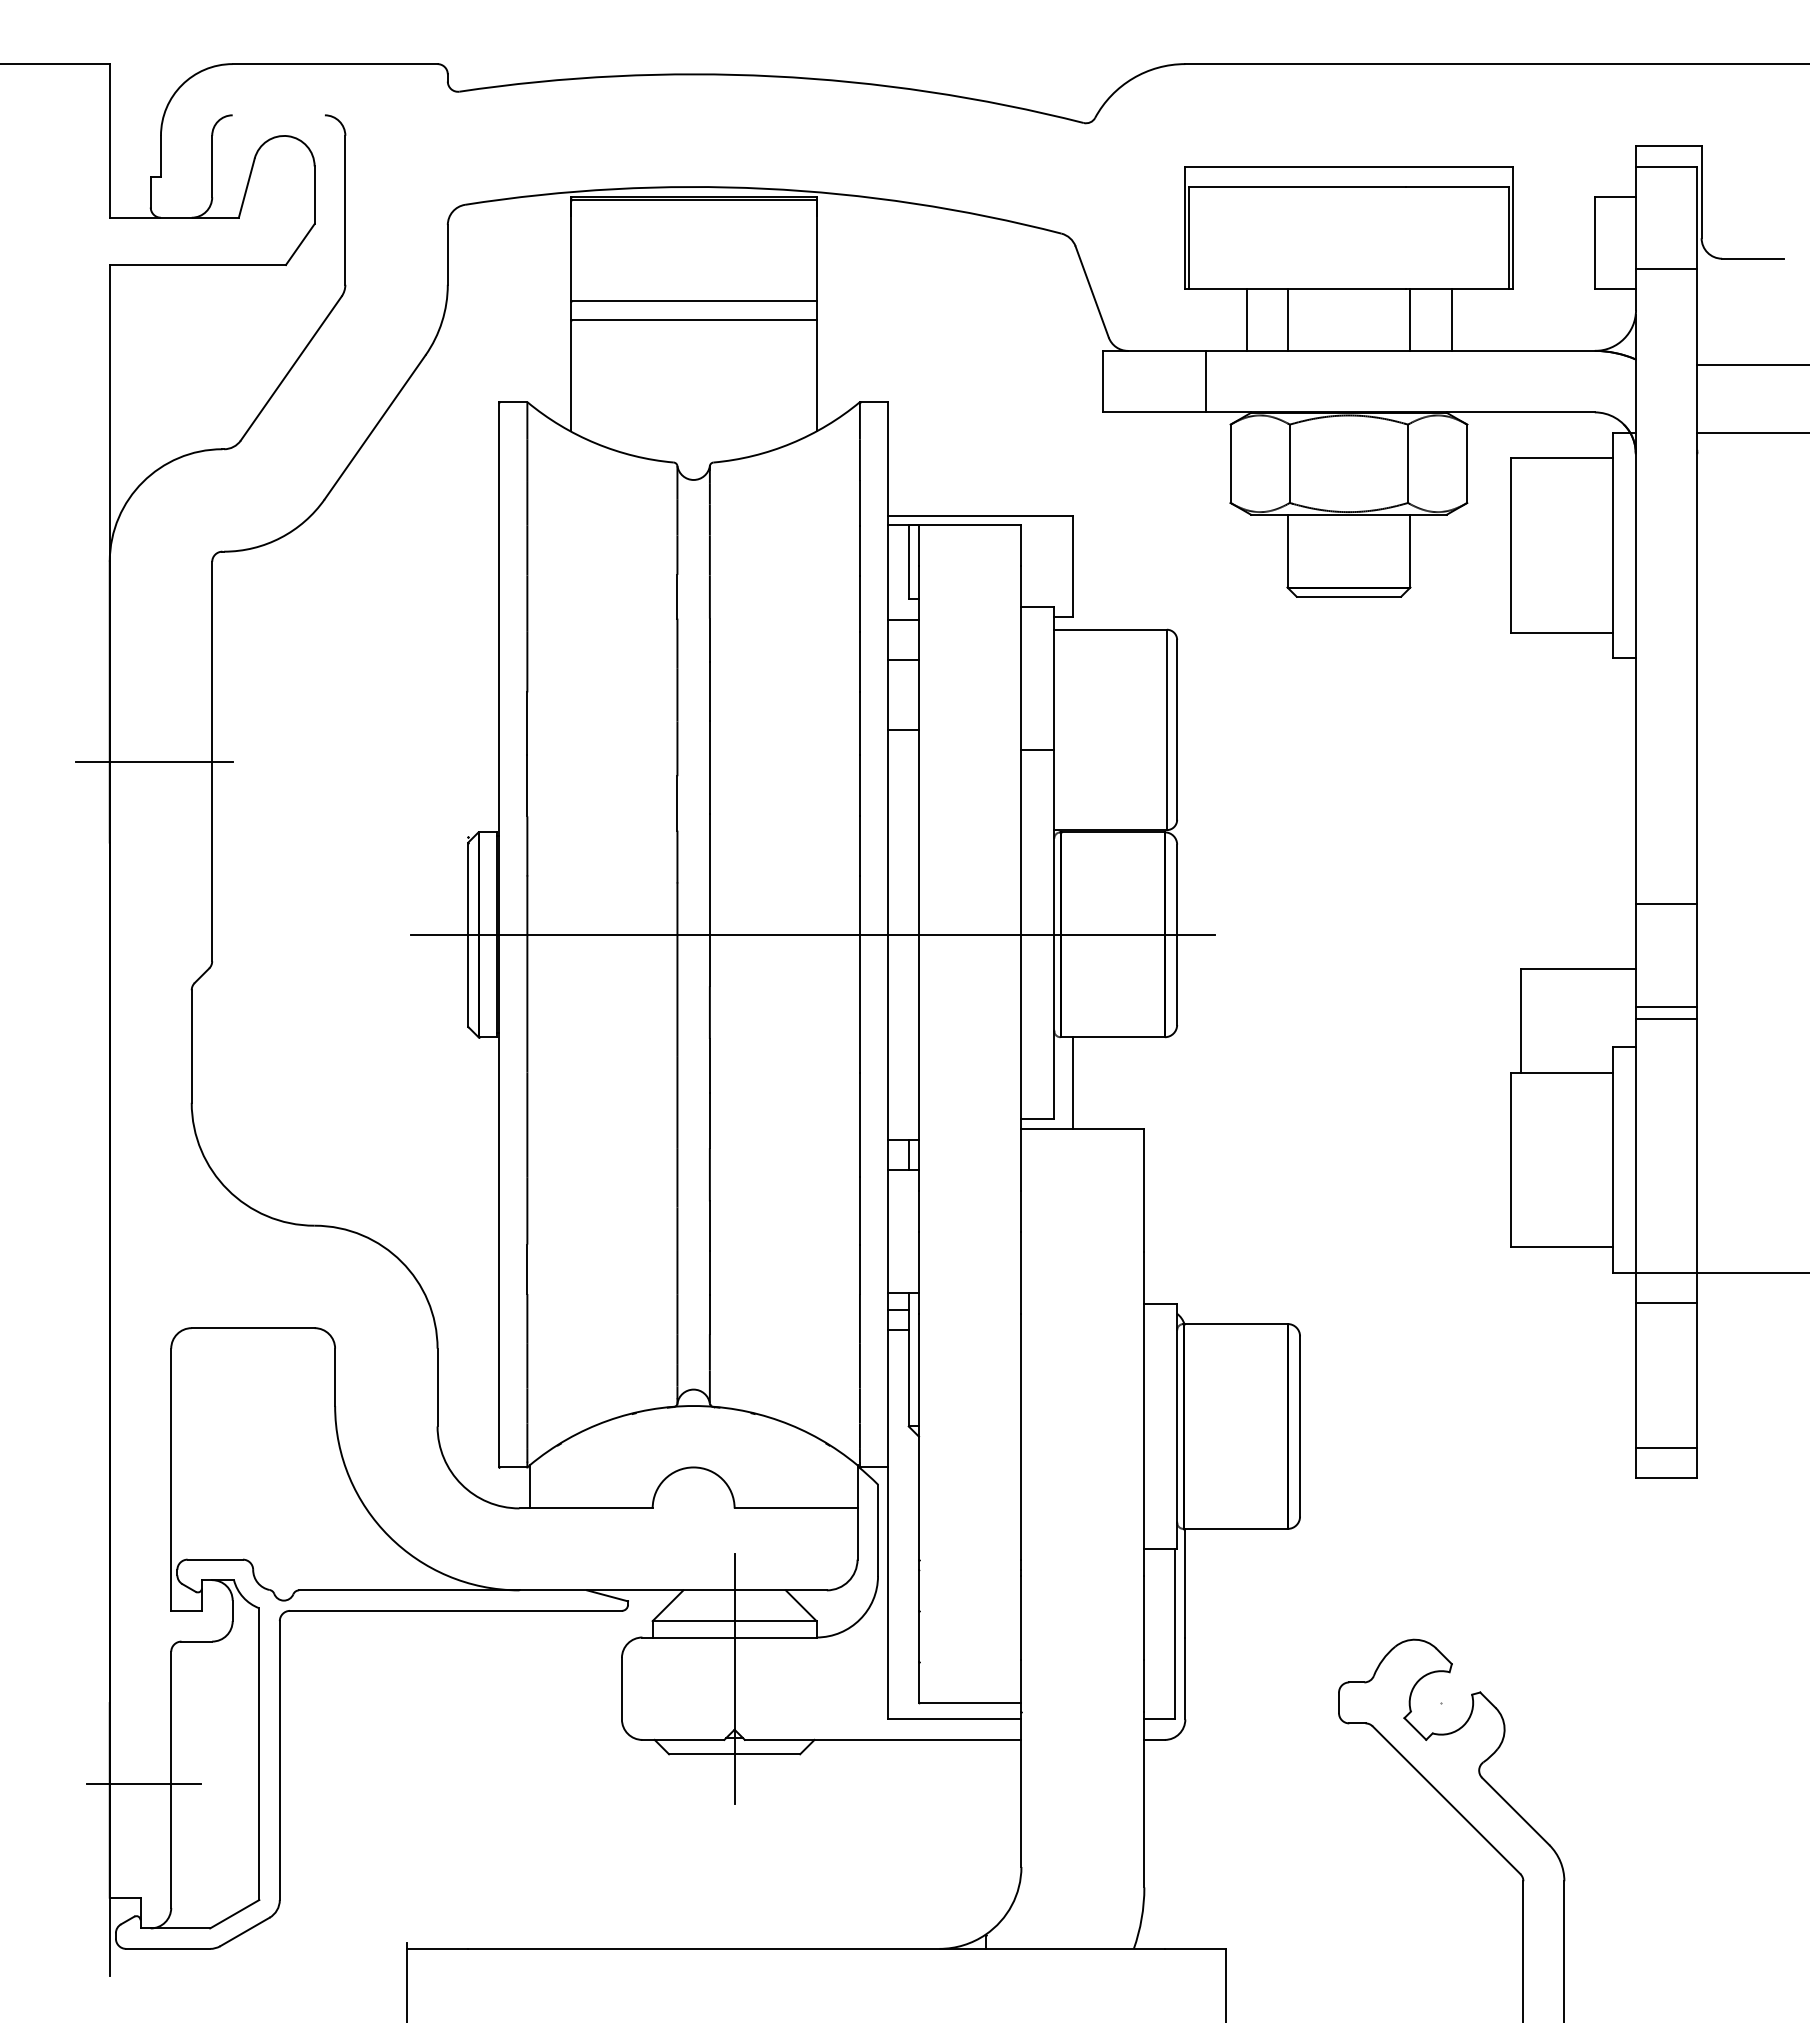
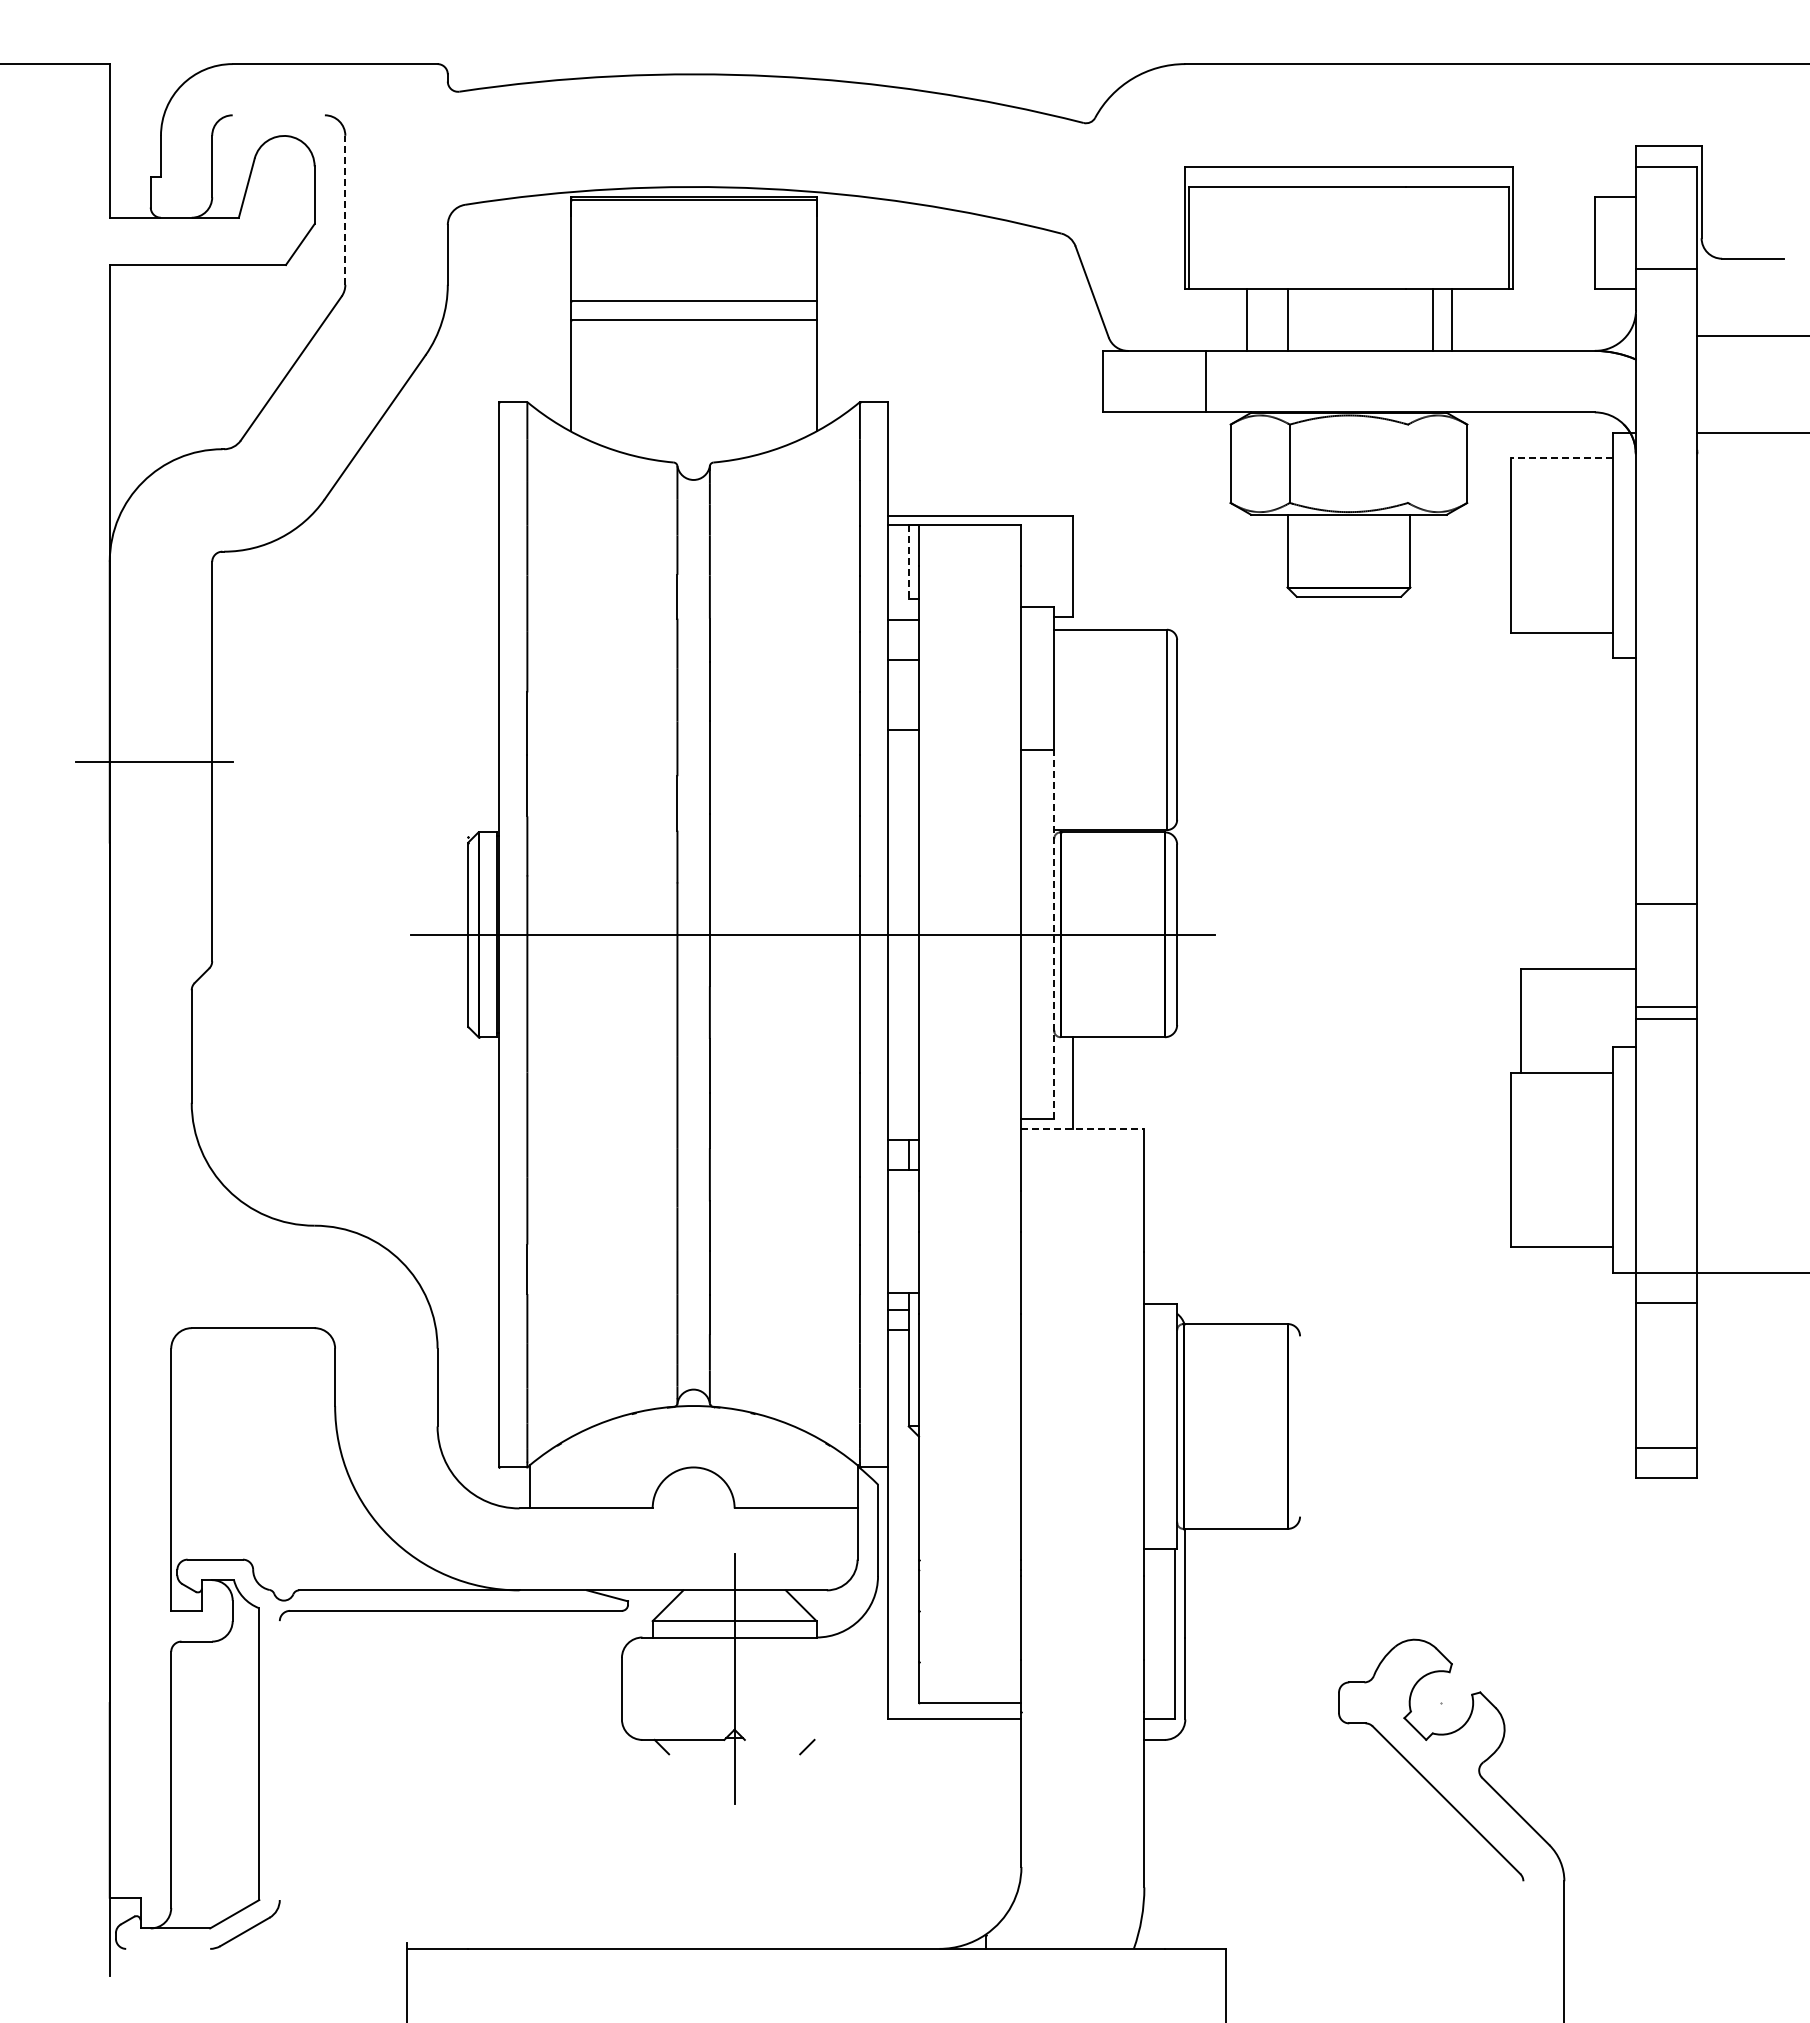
line: solid -> dashed (345, 209)
line position: (1410, 319) -> (1433, 319) (1433, 319)
line position: (1751, 365) -> (1751, 336) (1751, 336)
line: solid -> dashed (1561, 458)
line: present -> none (1408, 463)
line: solid -> dashed (908, 562)
line: solid -> dashed (1054, 934)
line: solid -> dashed (1083, 1129)
line: present -> none (1300, 1426)
line: present -> none (882, 1739)
line: present -> none (734, 1754)
line: present -> none (279, 1760)
line: present -> none (143, 1783)
line: present -> none (168, 1948)
line: present -> none (1523, 1950)
